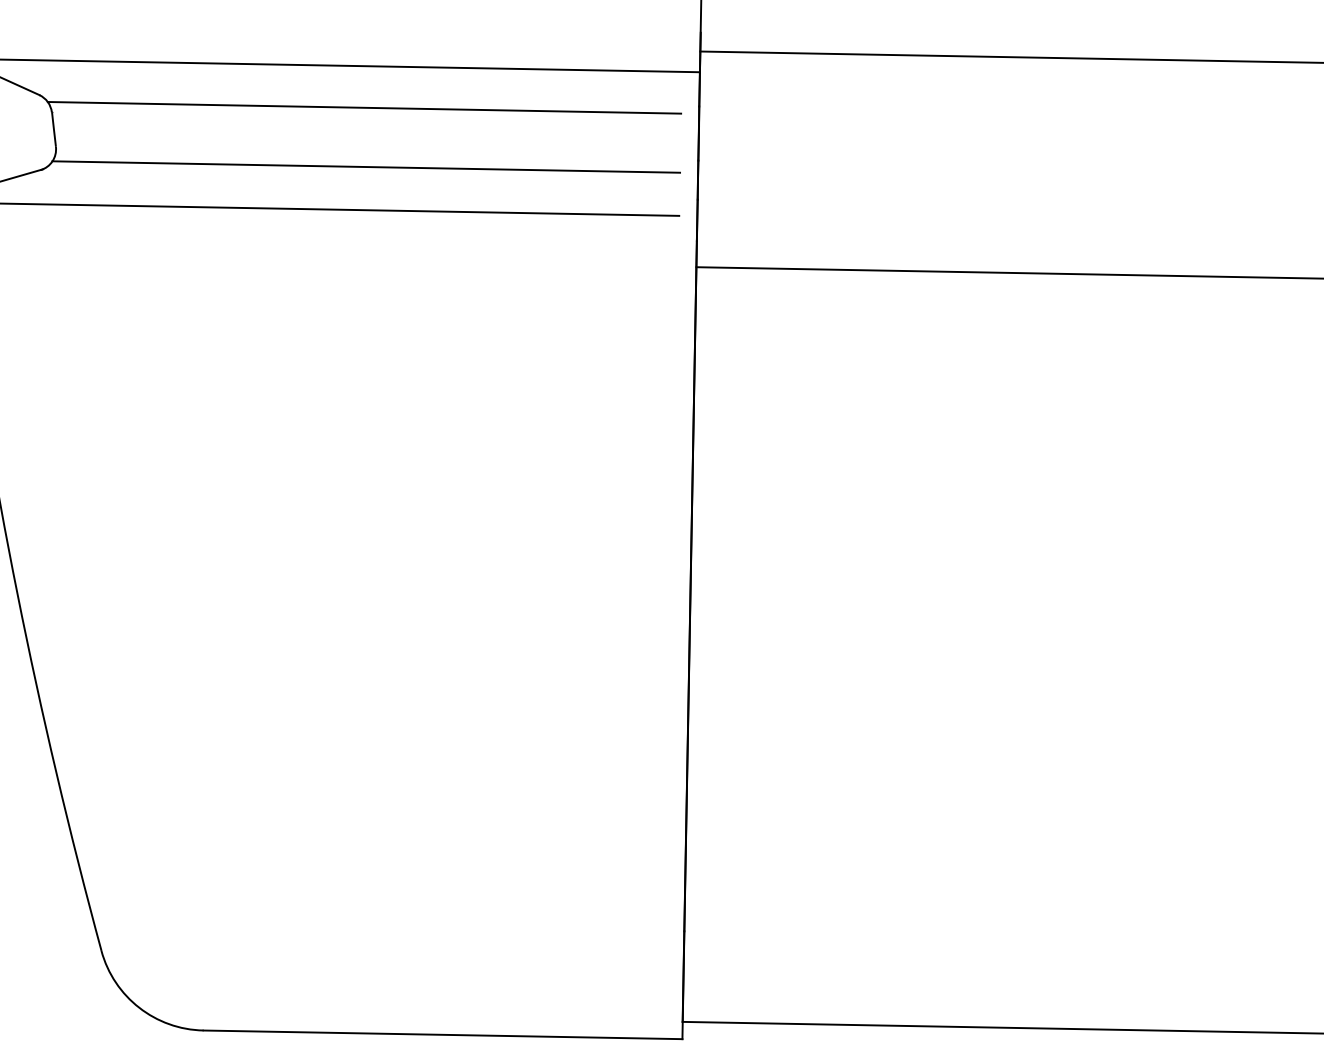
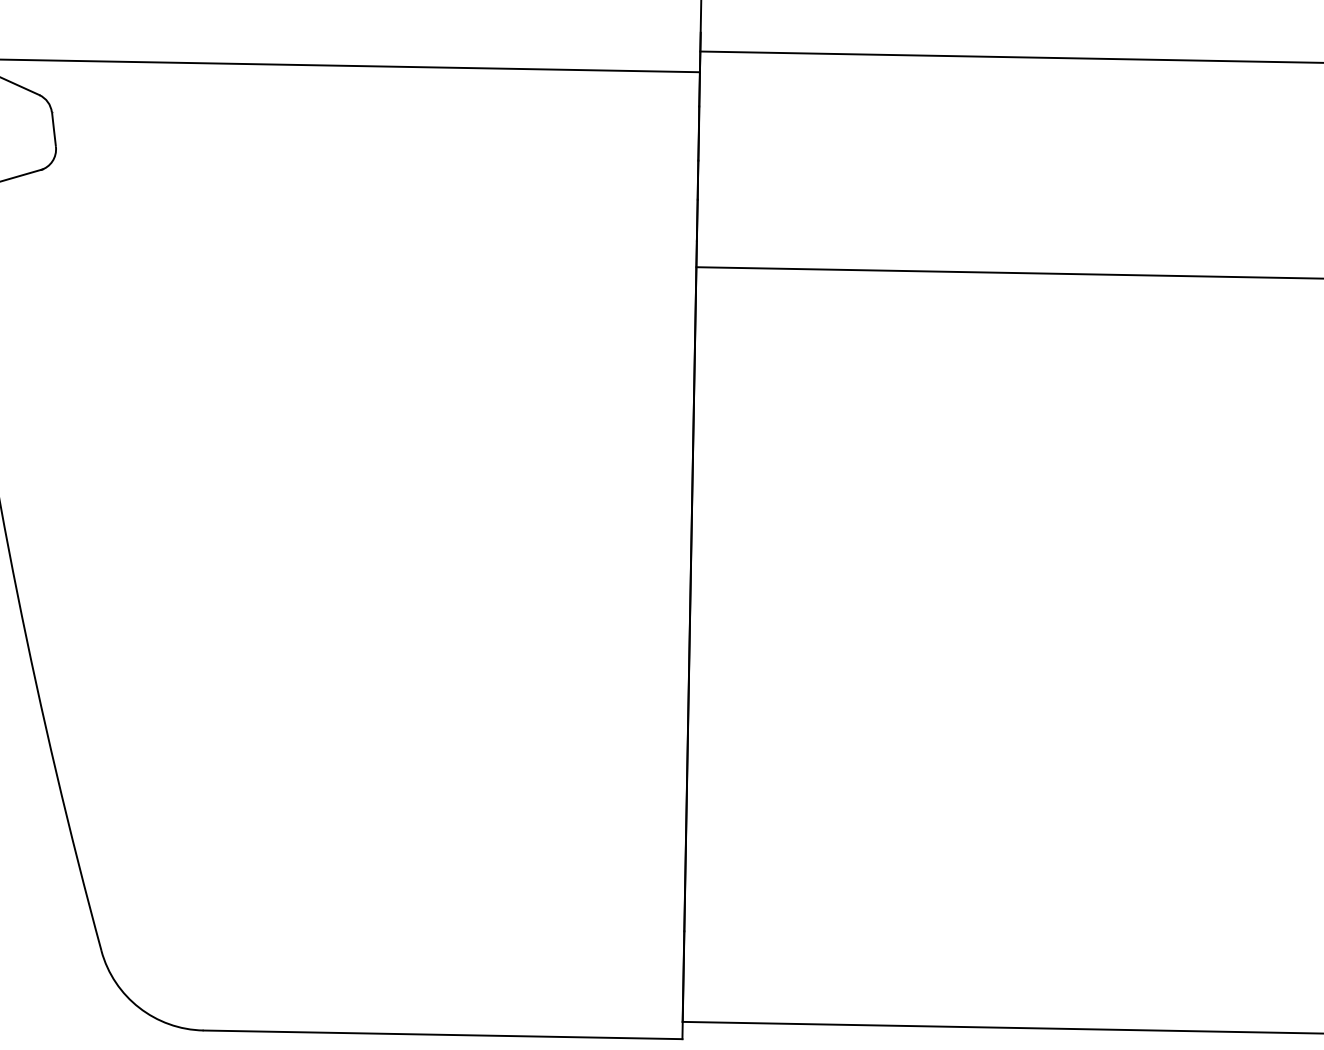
line: present -> none (364, 107)
line: present -> none (366, 166)
line: present -> none (340, 209)
